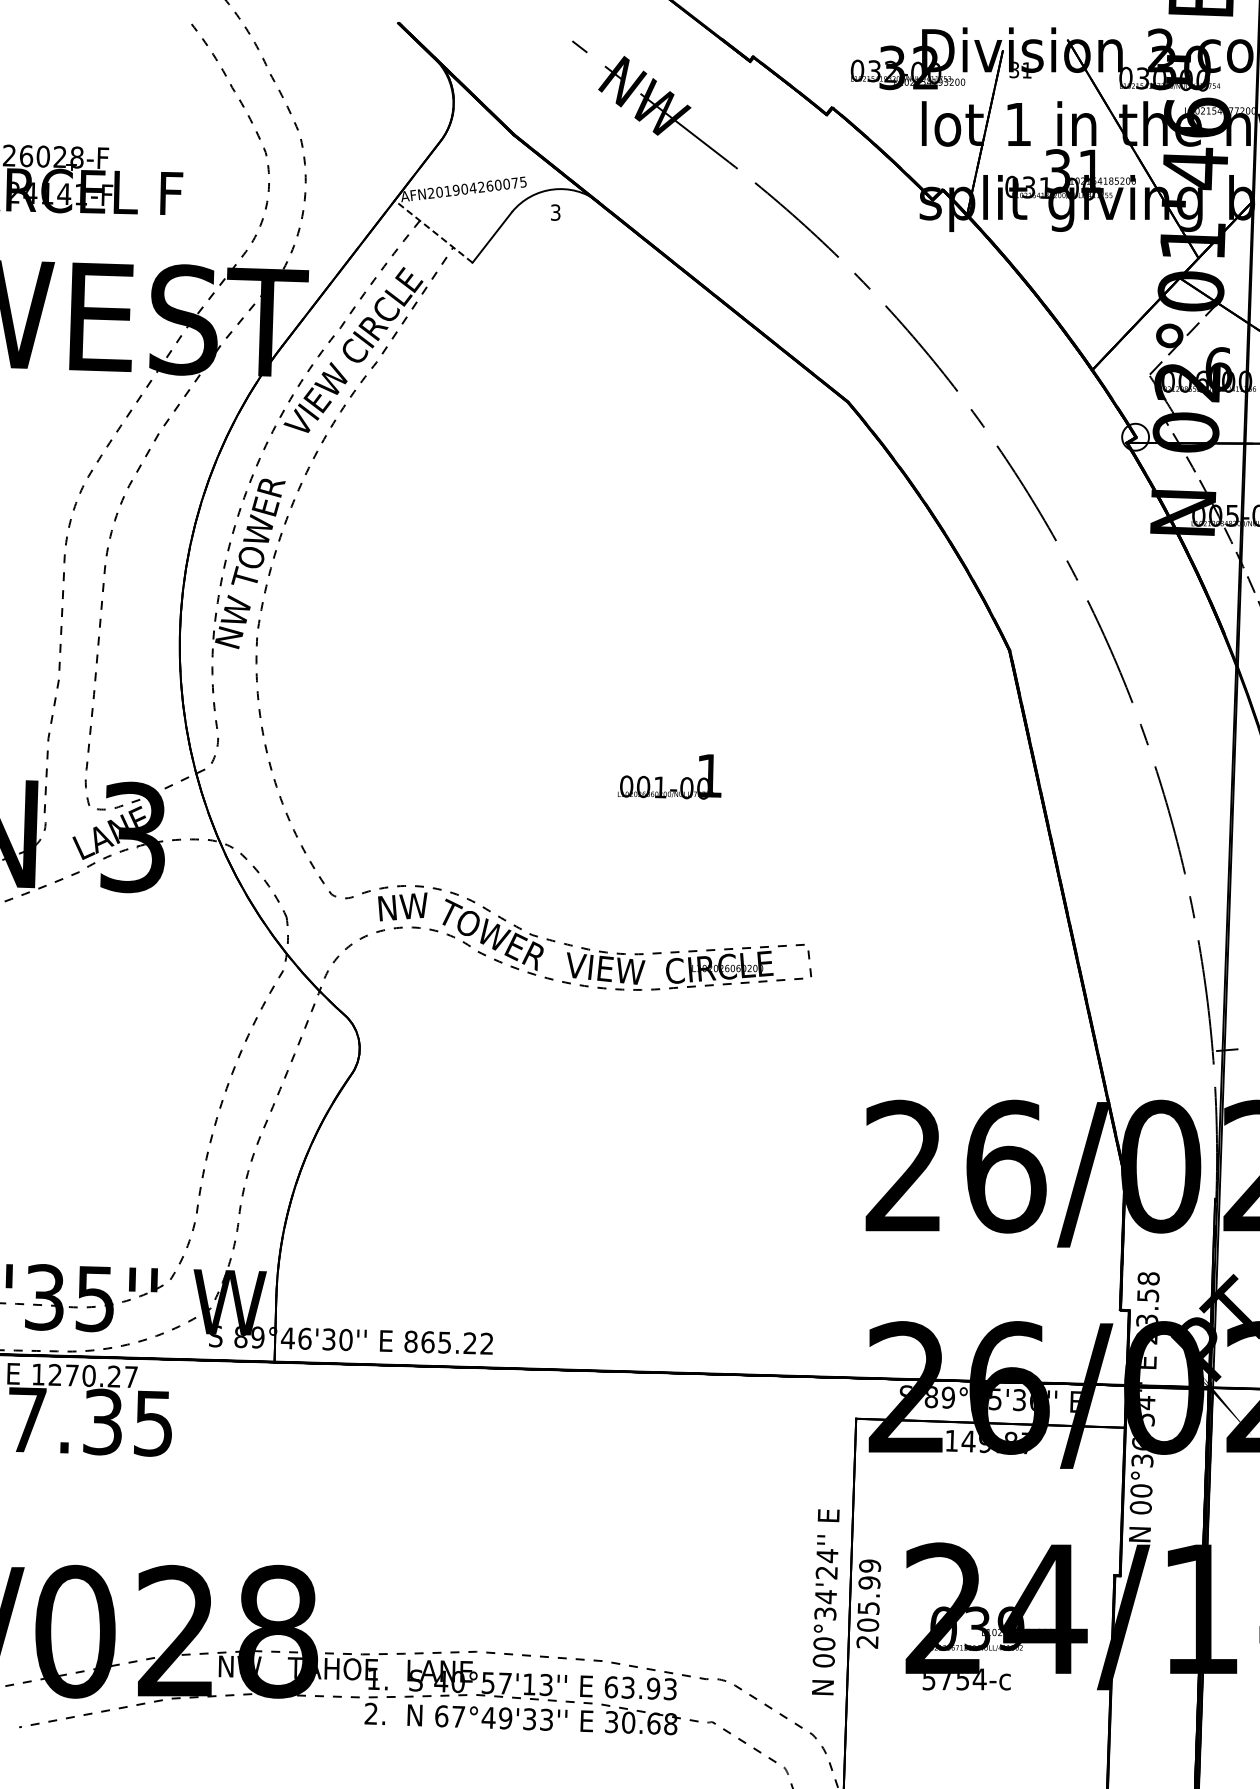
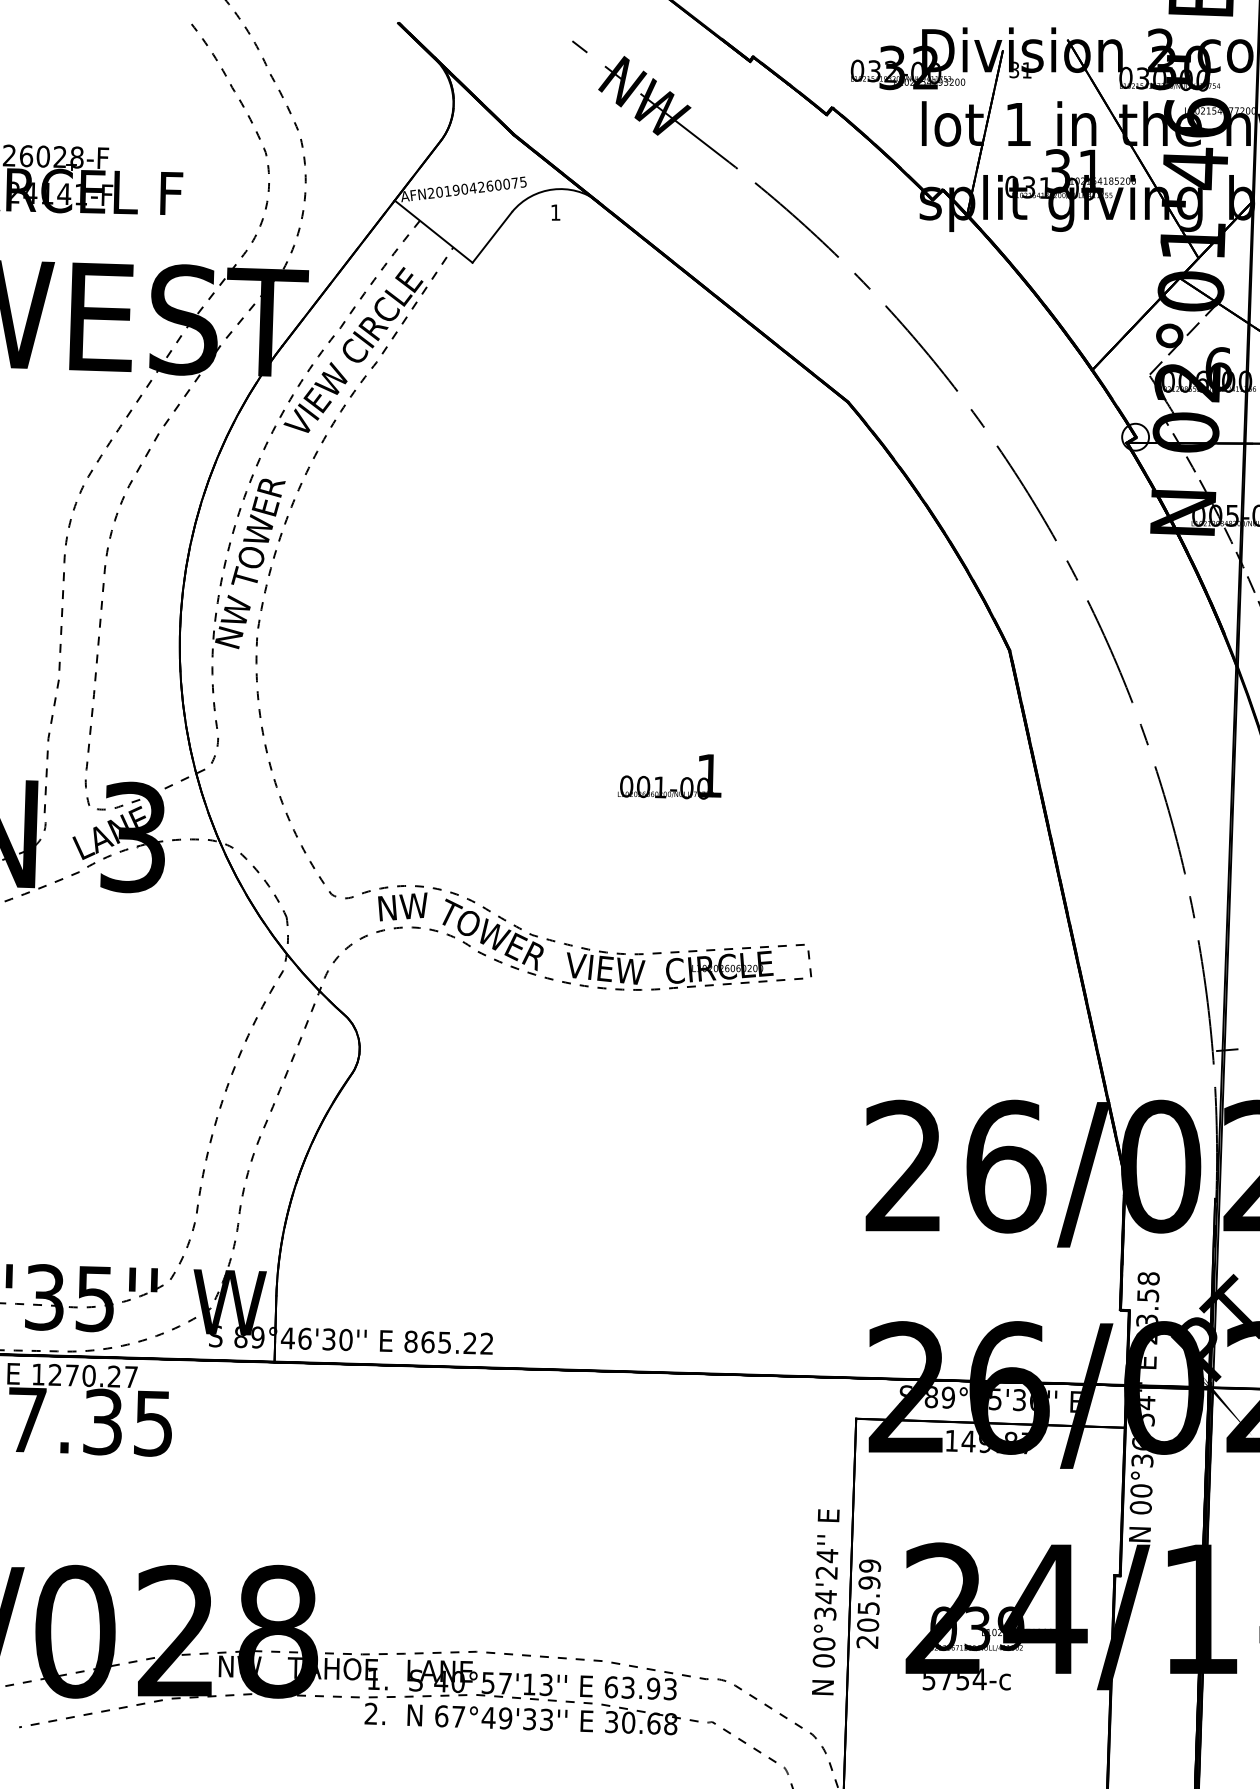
text: 3 -> 1 (555, 212)
line: dashed -> solid (433, 231)
